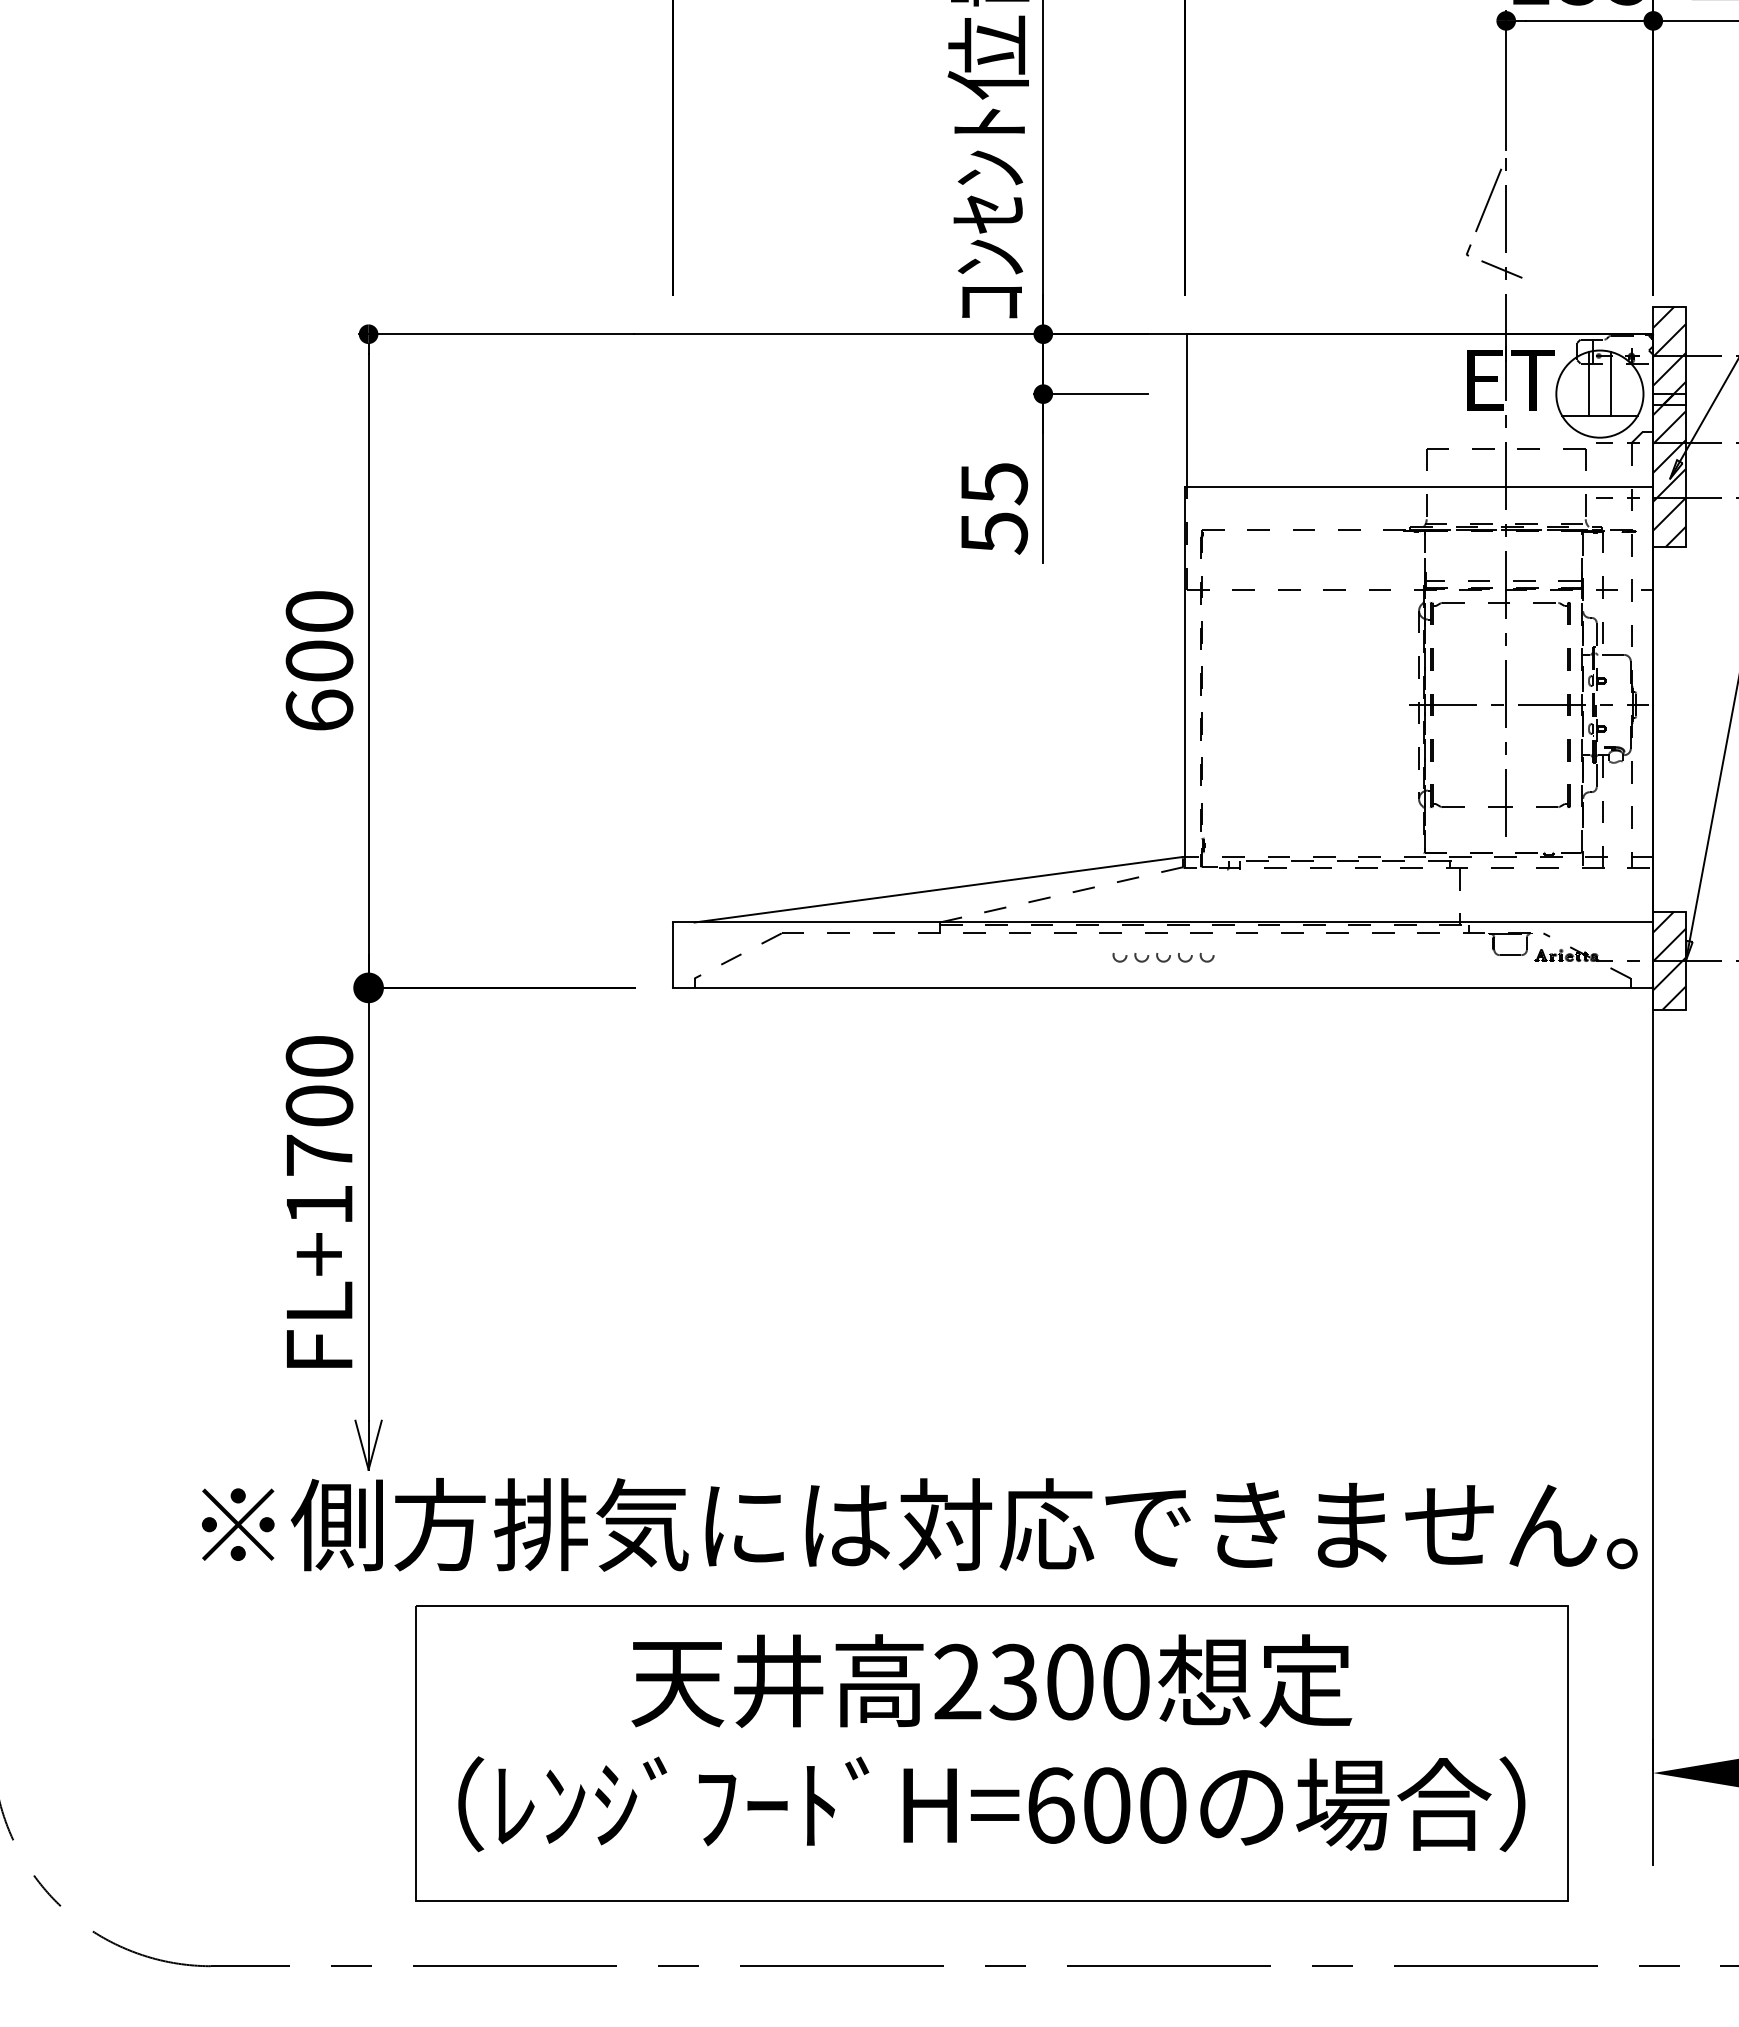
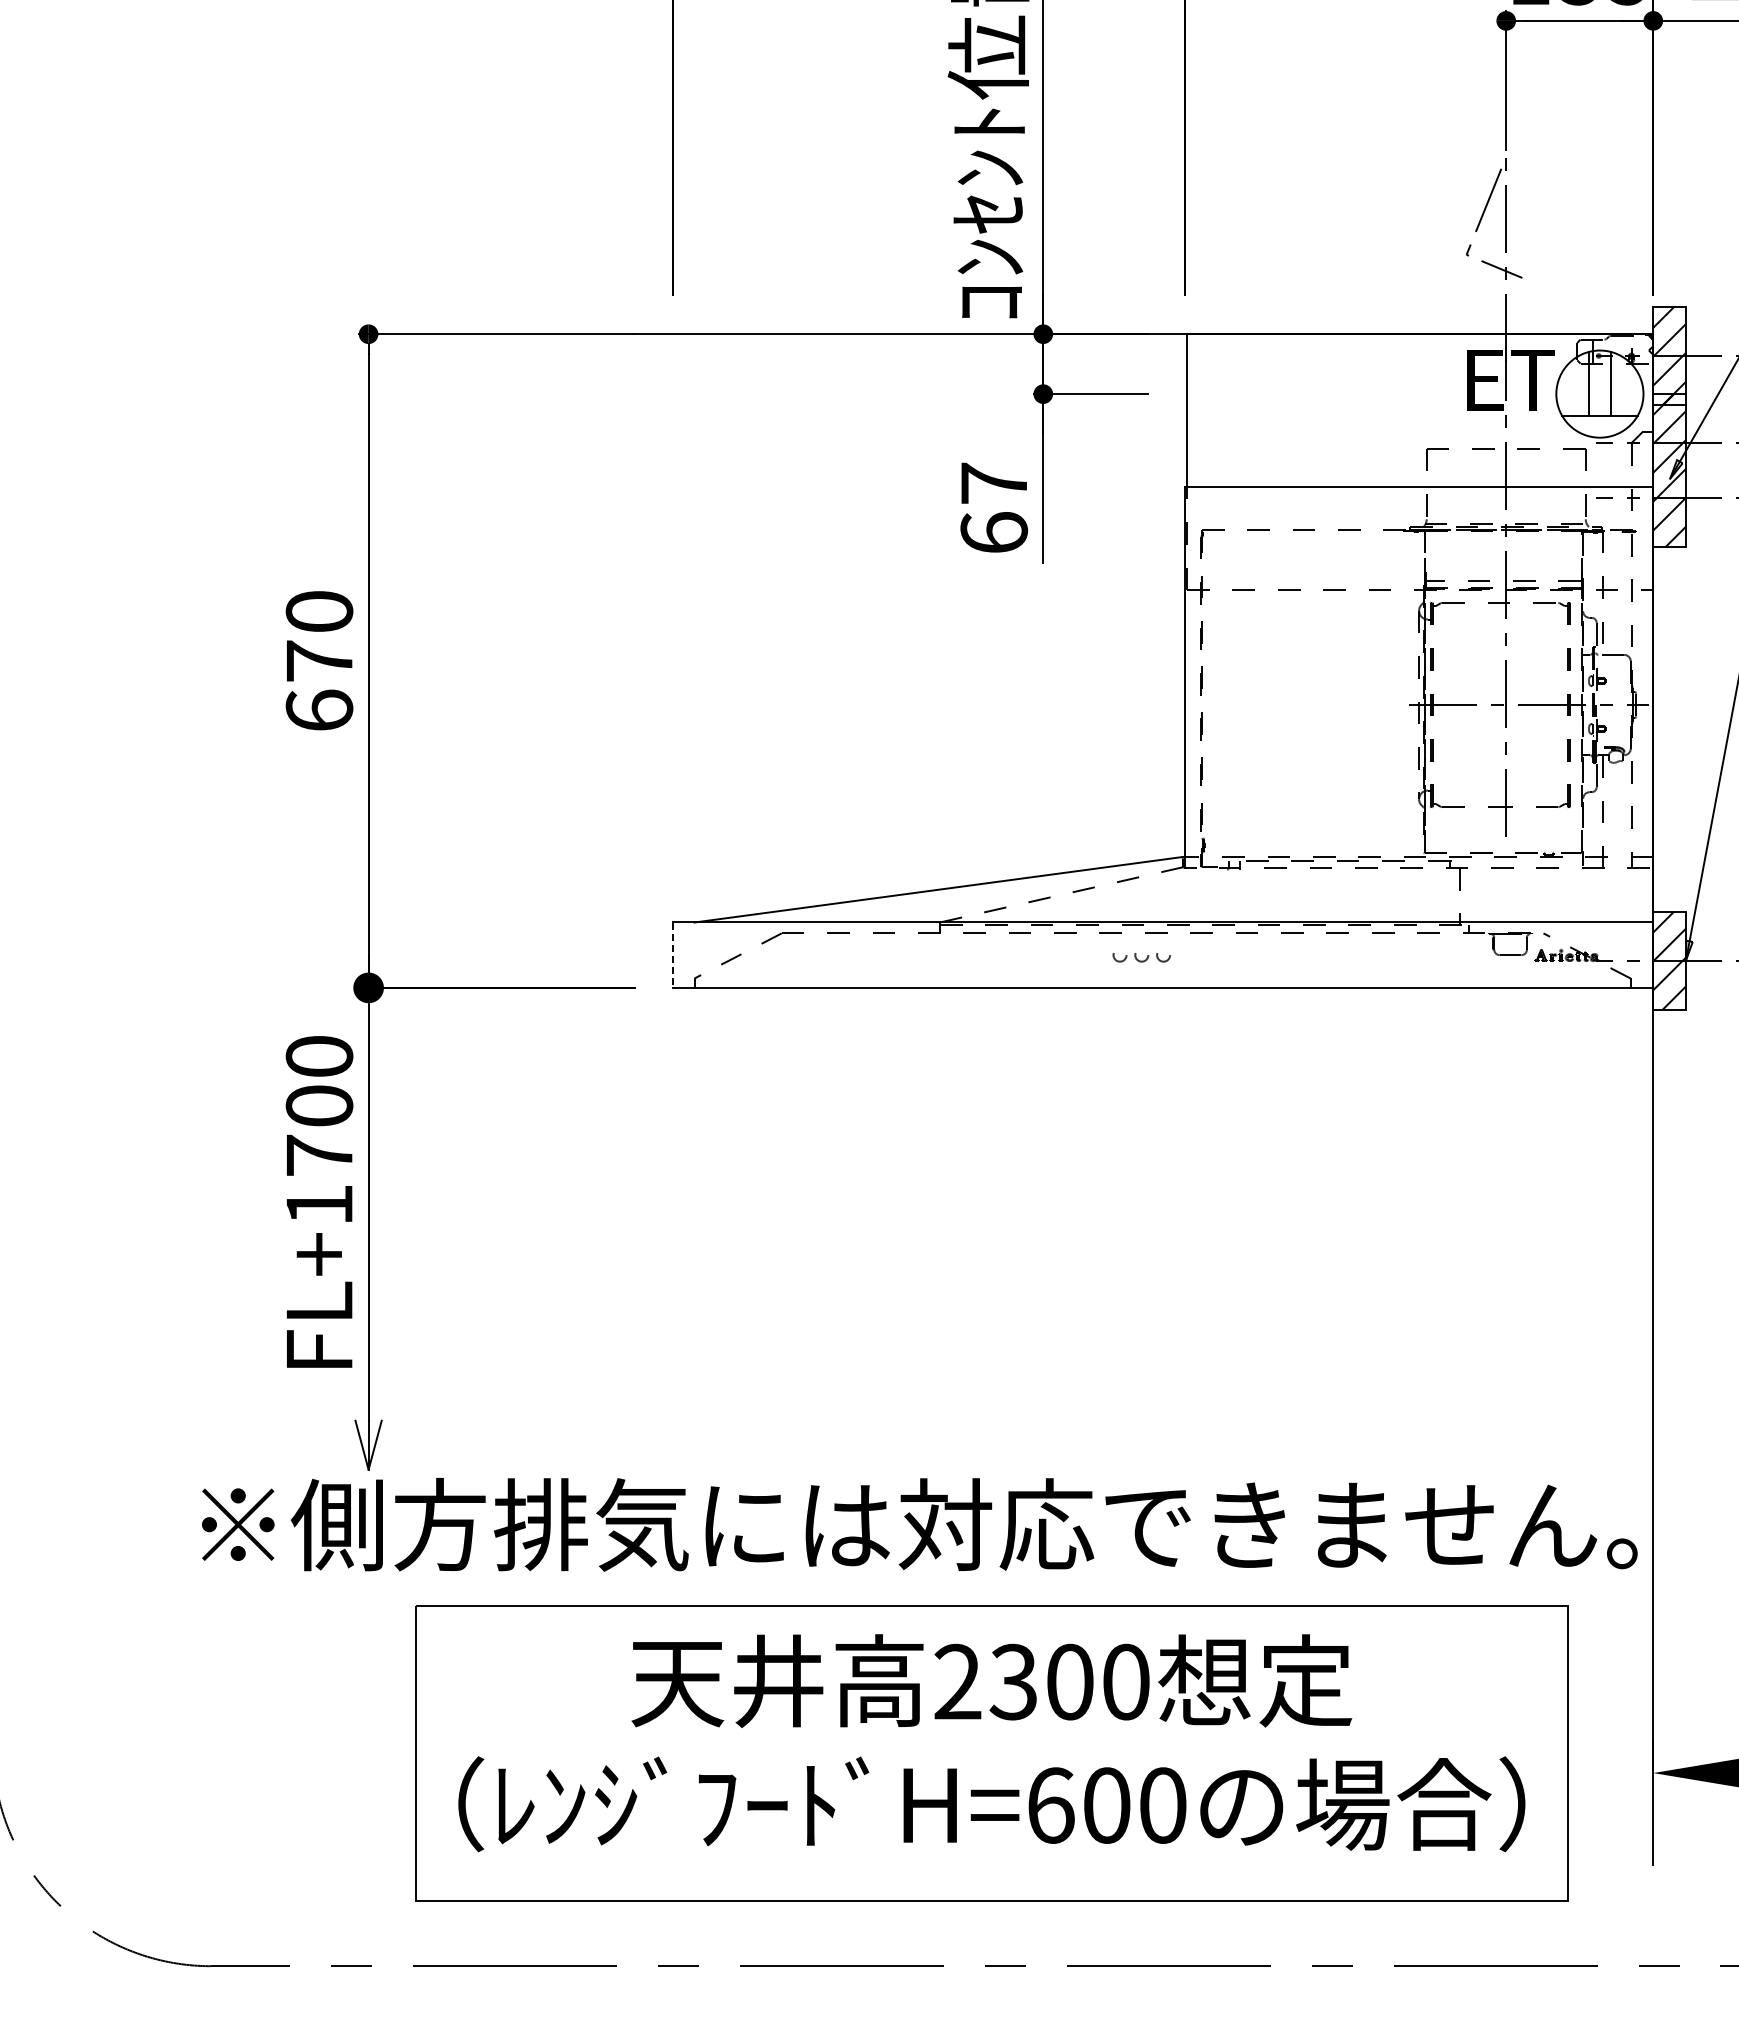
text: 55 -> 67 (994, 508)
text: 600 -> 670 (319, 660)
line: solid -> dashed (672, 955)
part: present -> none (1196, 957)
